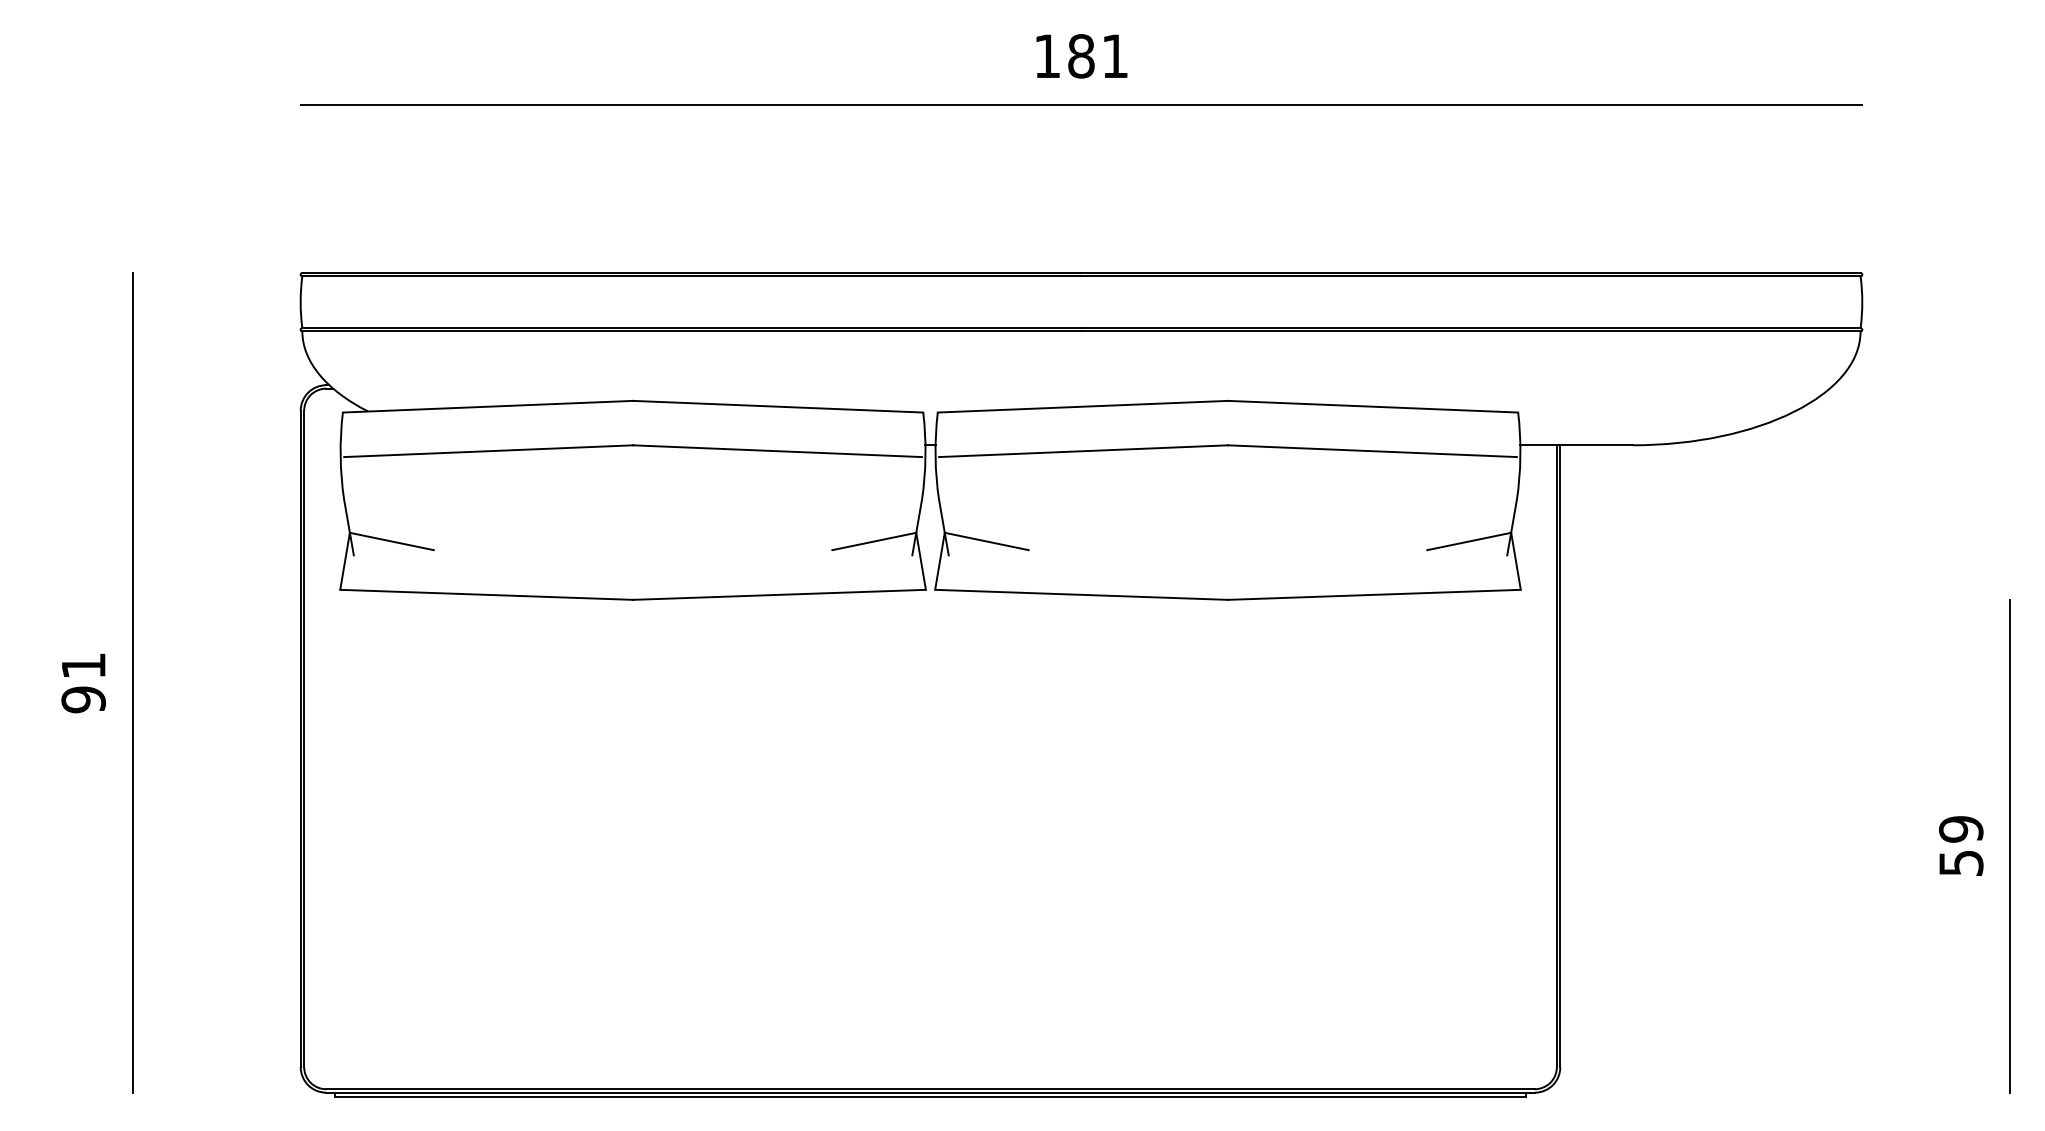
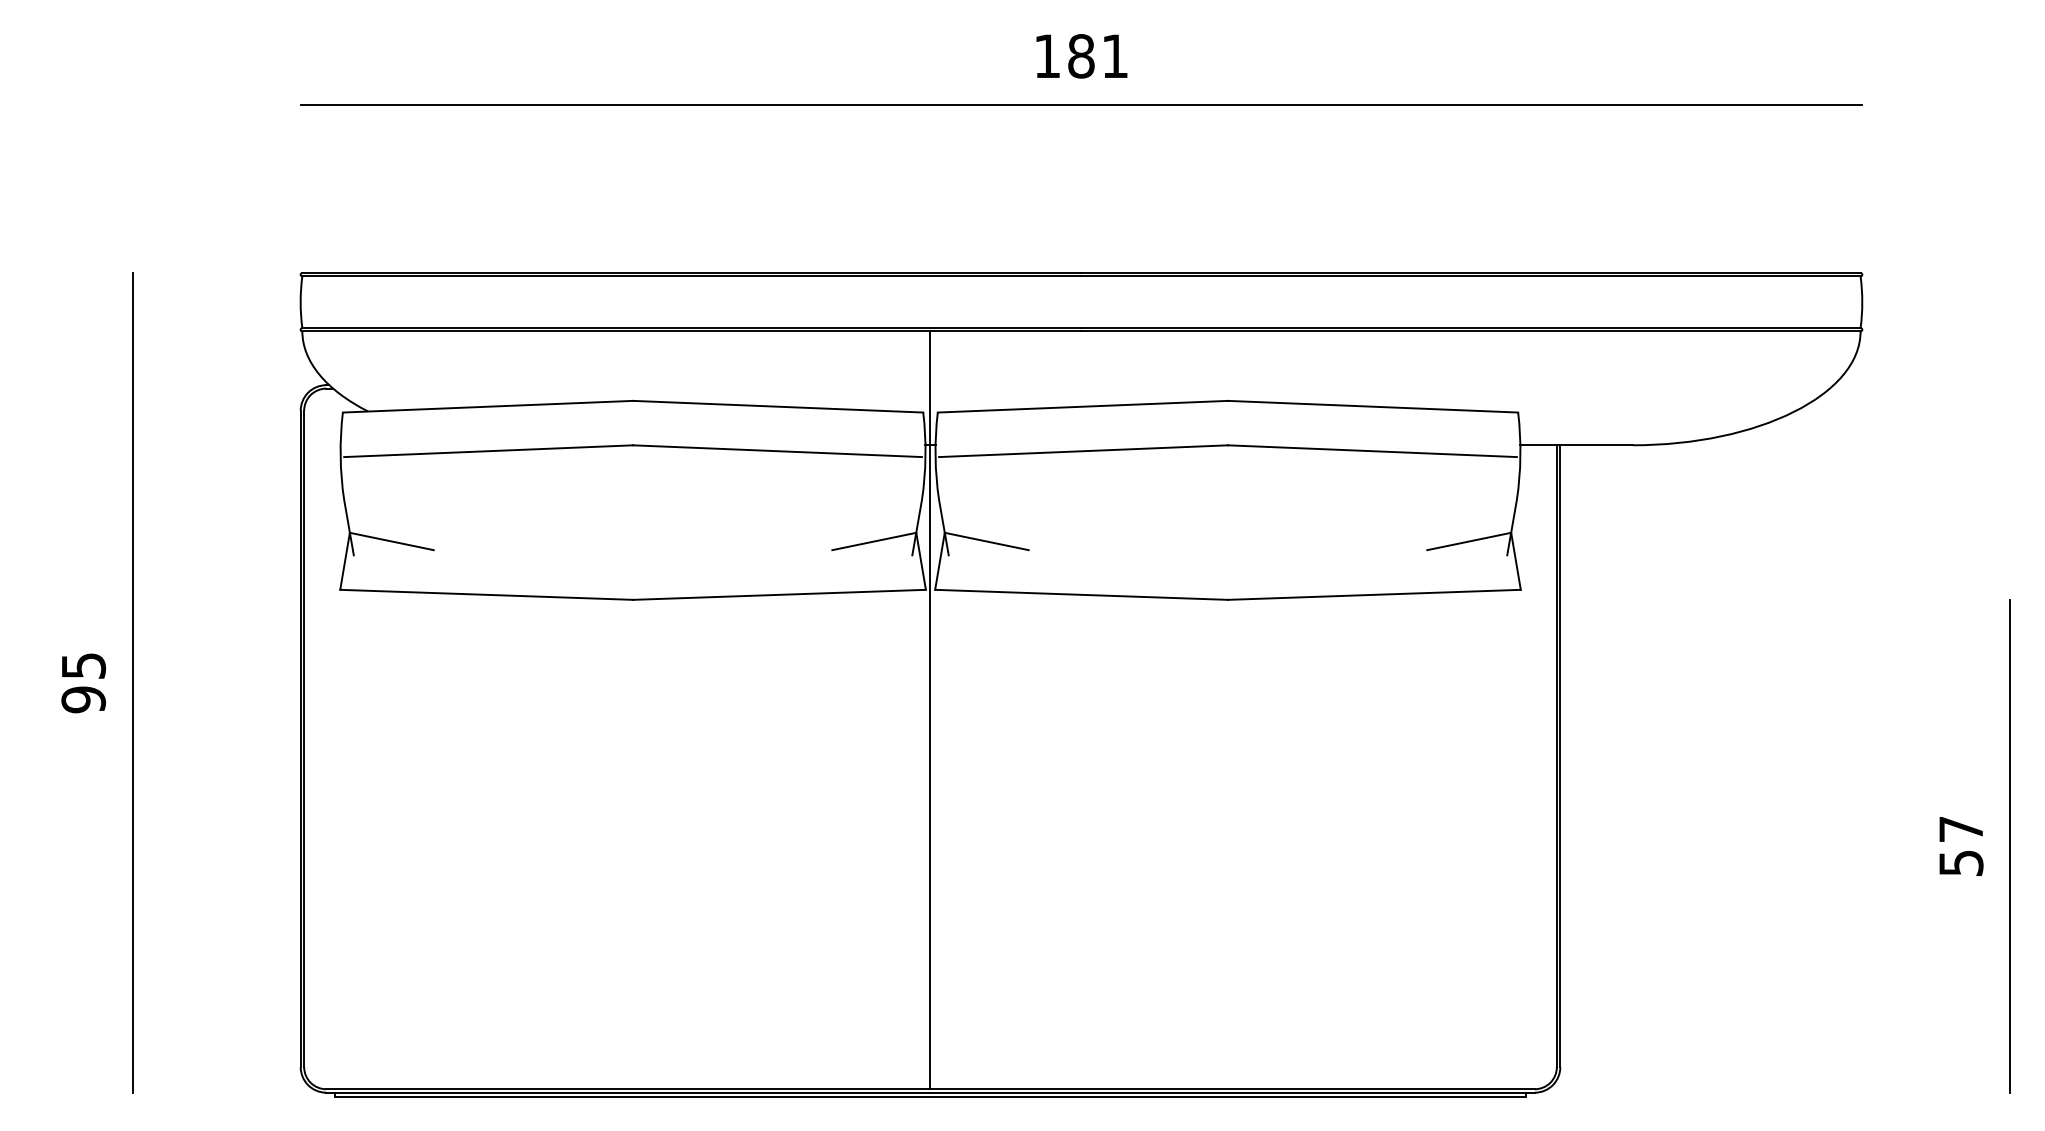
text: 91 -> 95 (84, 665)
line: none -> present (930, 710)
text: 59 -> 57 (1961, 829)
